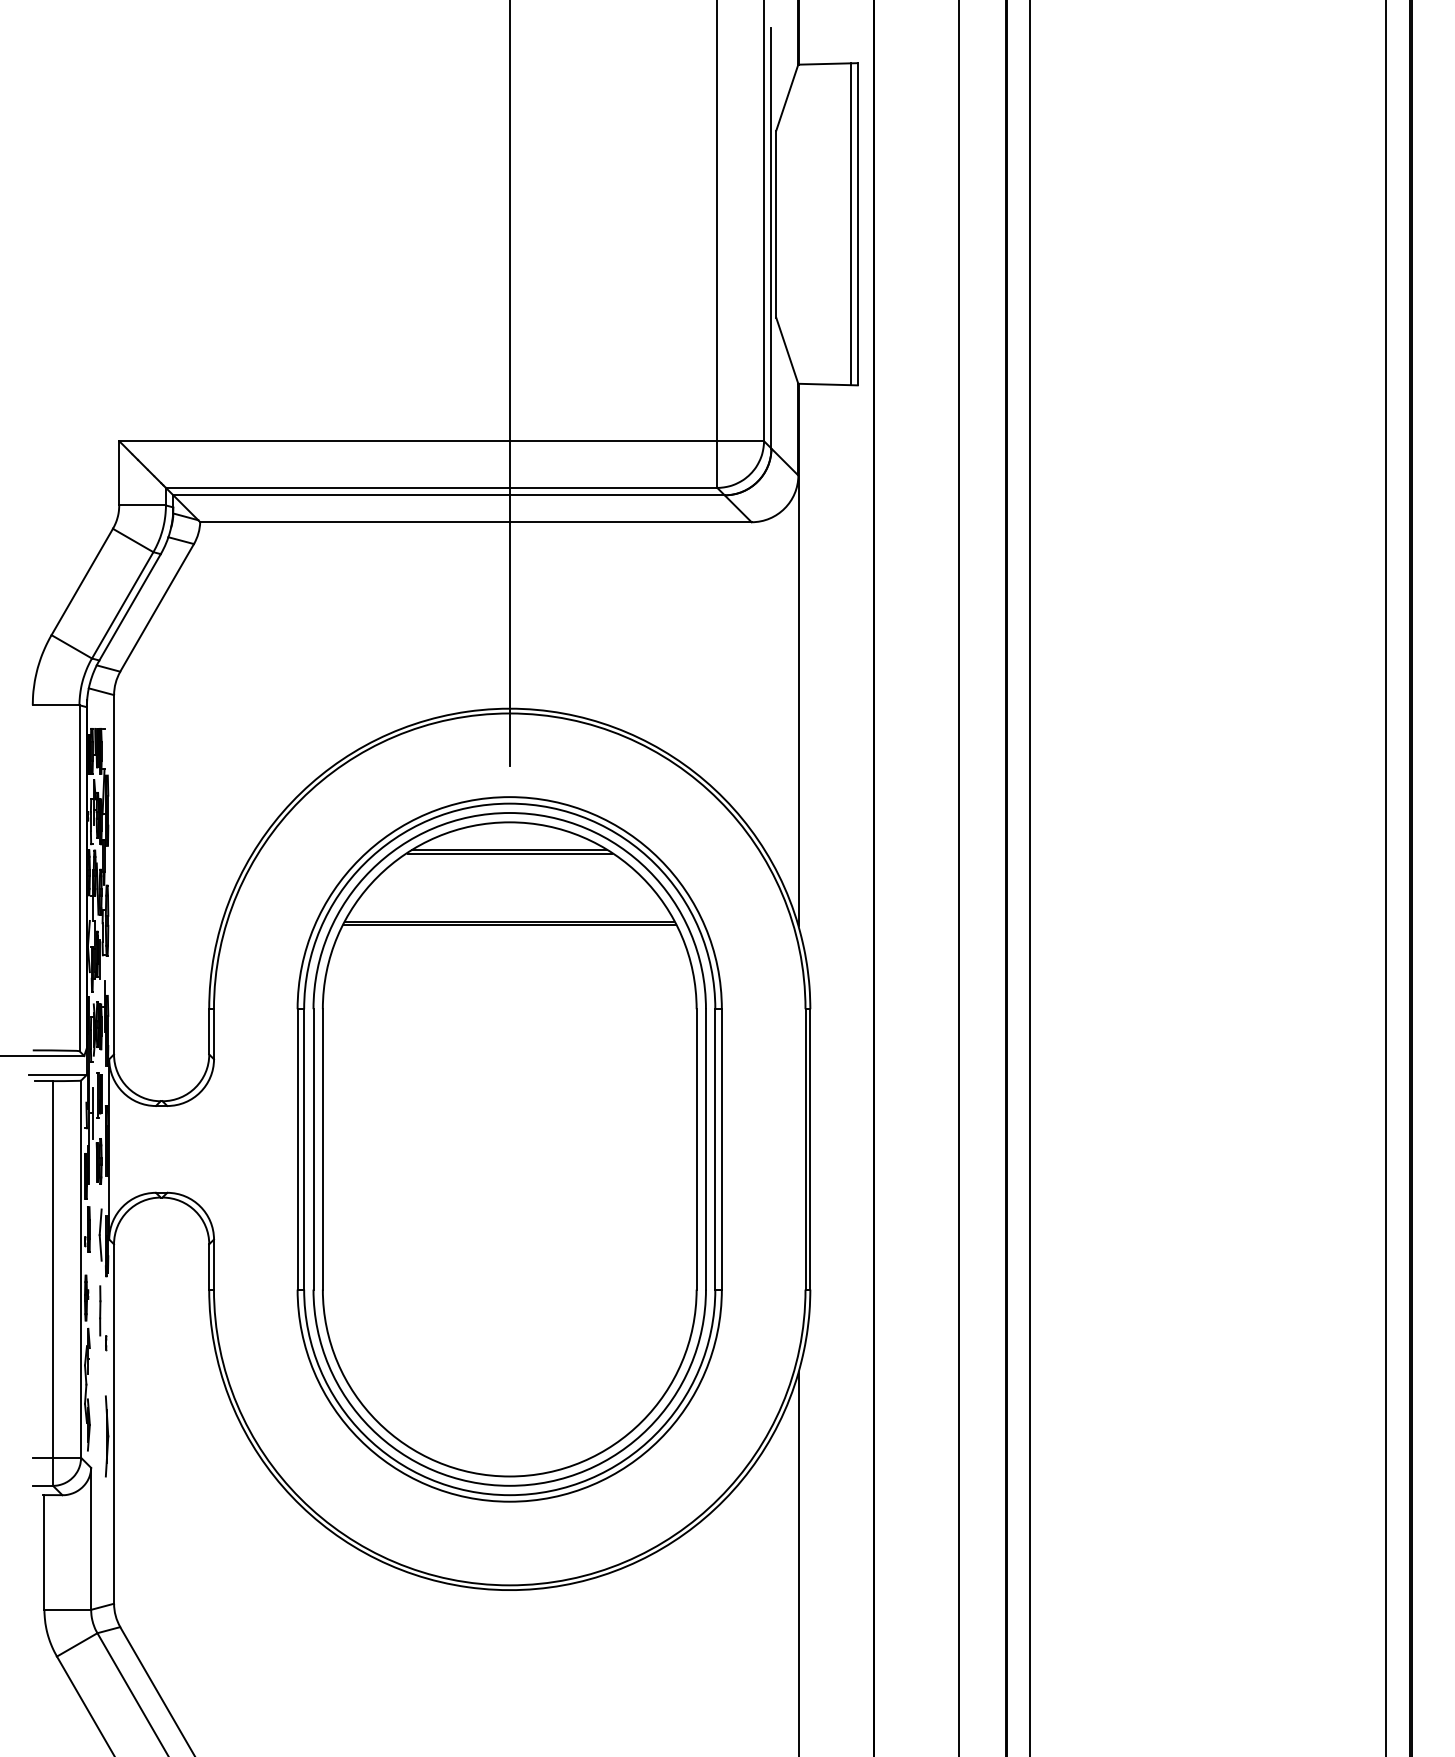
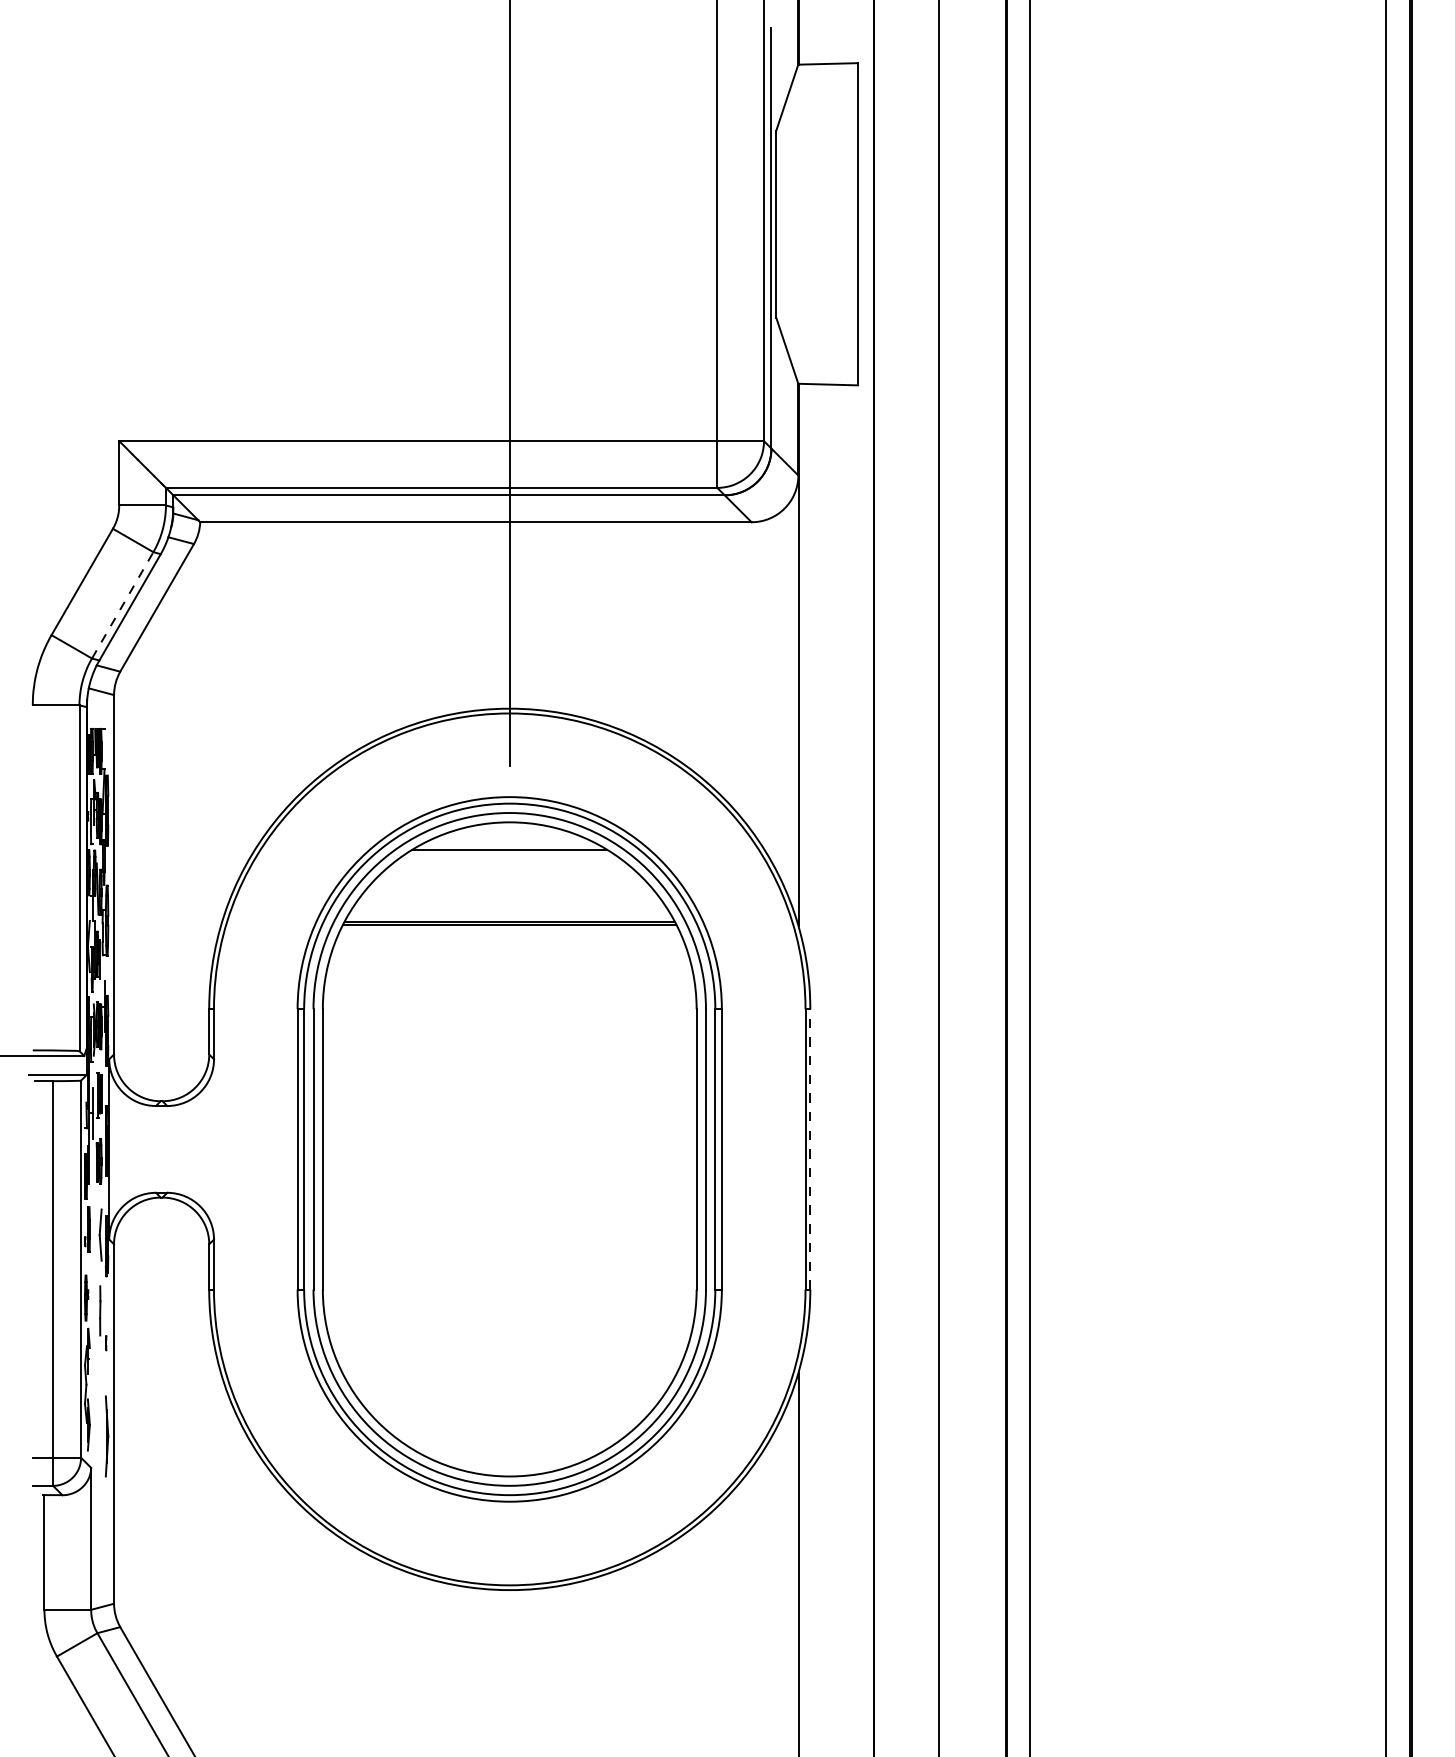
line: present -> none (850, 224)
line: solid -> dashed (122, 604)
line: present -> none (509, 853)
line position: (959, 877) -> (939, 877) (939, 877)
line: solid -> dashed (810, 1148)
